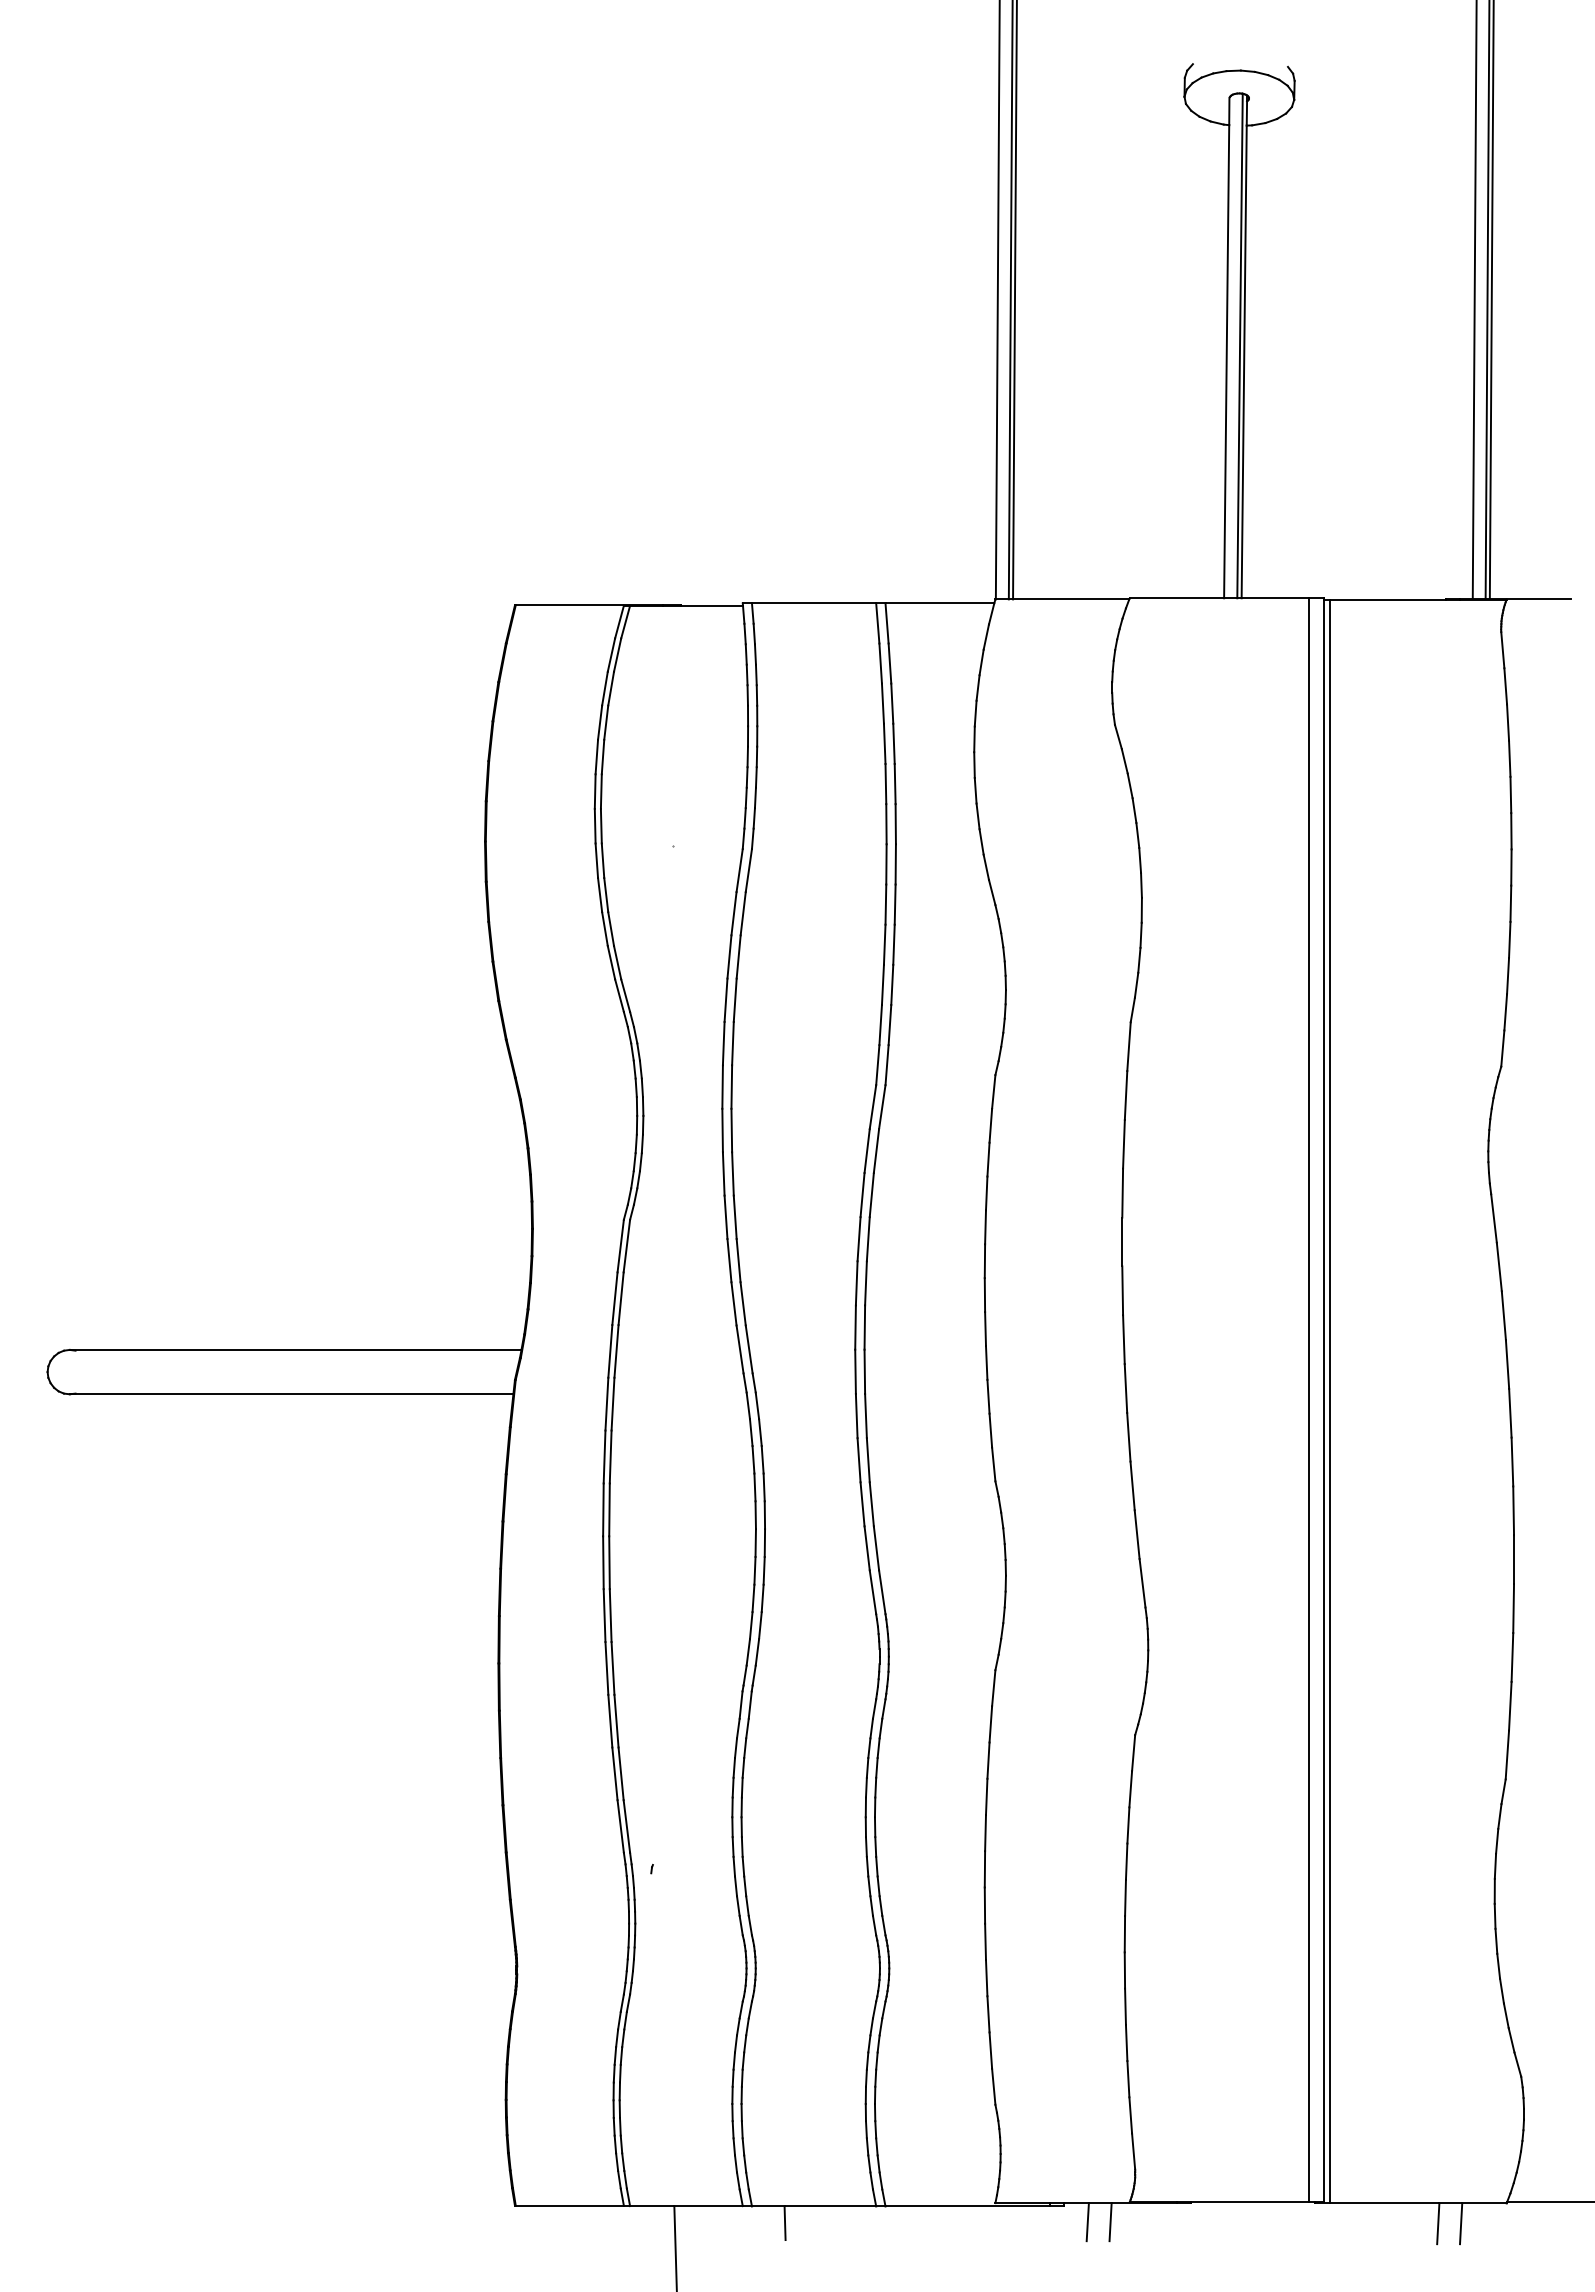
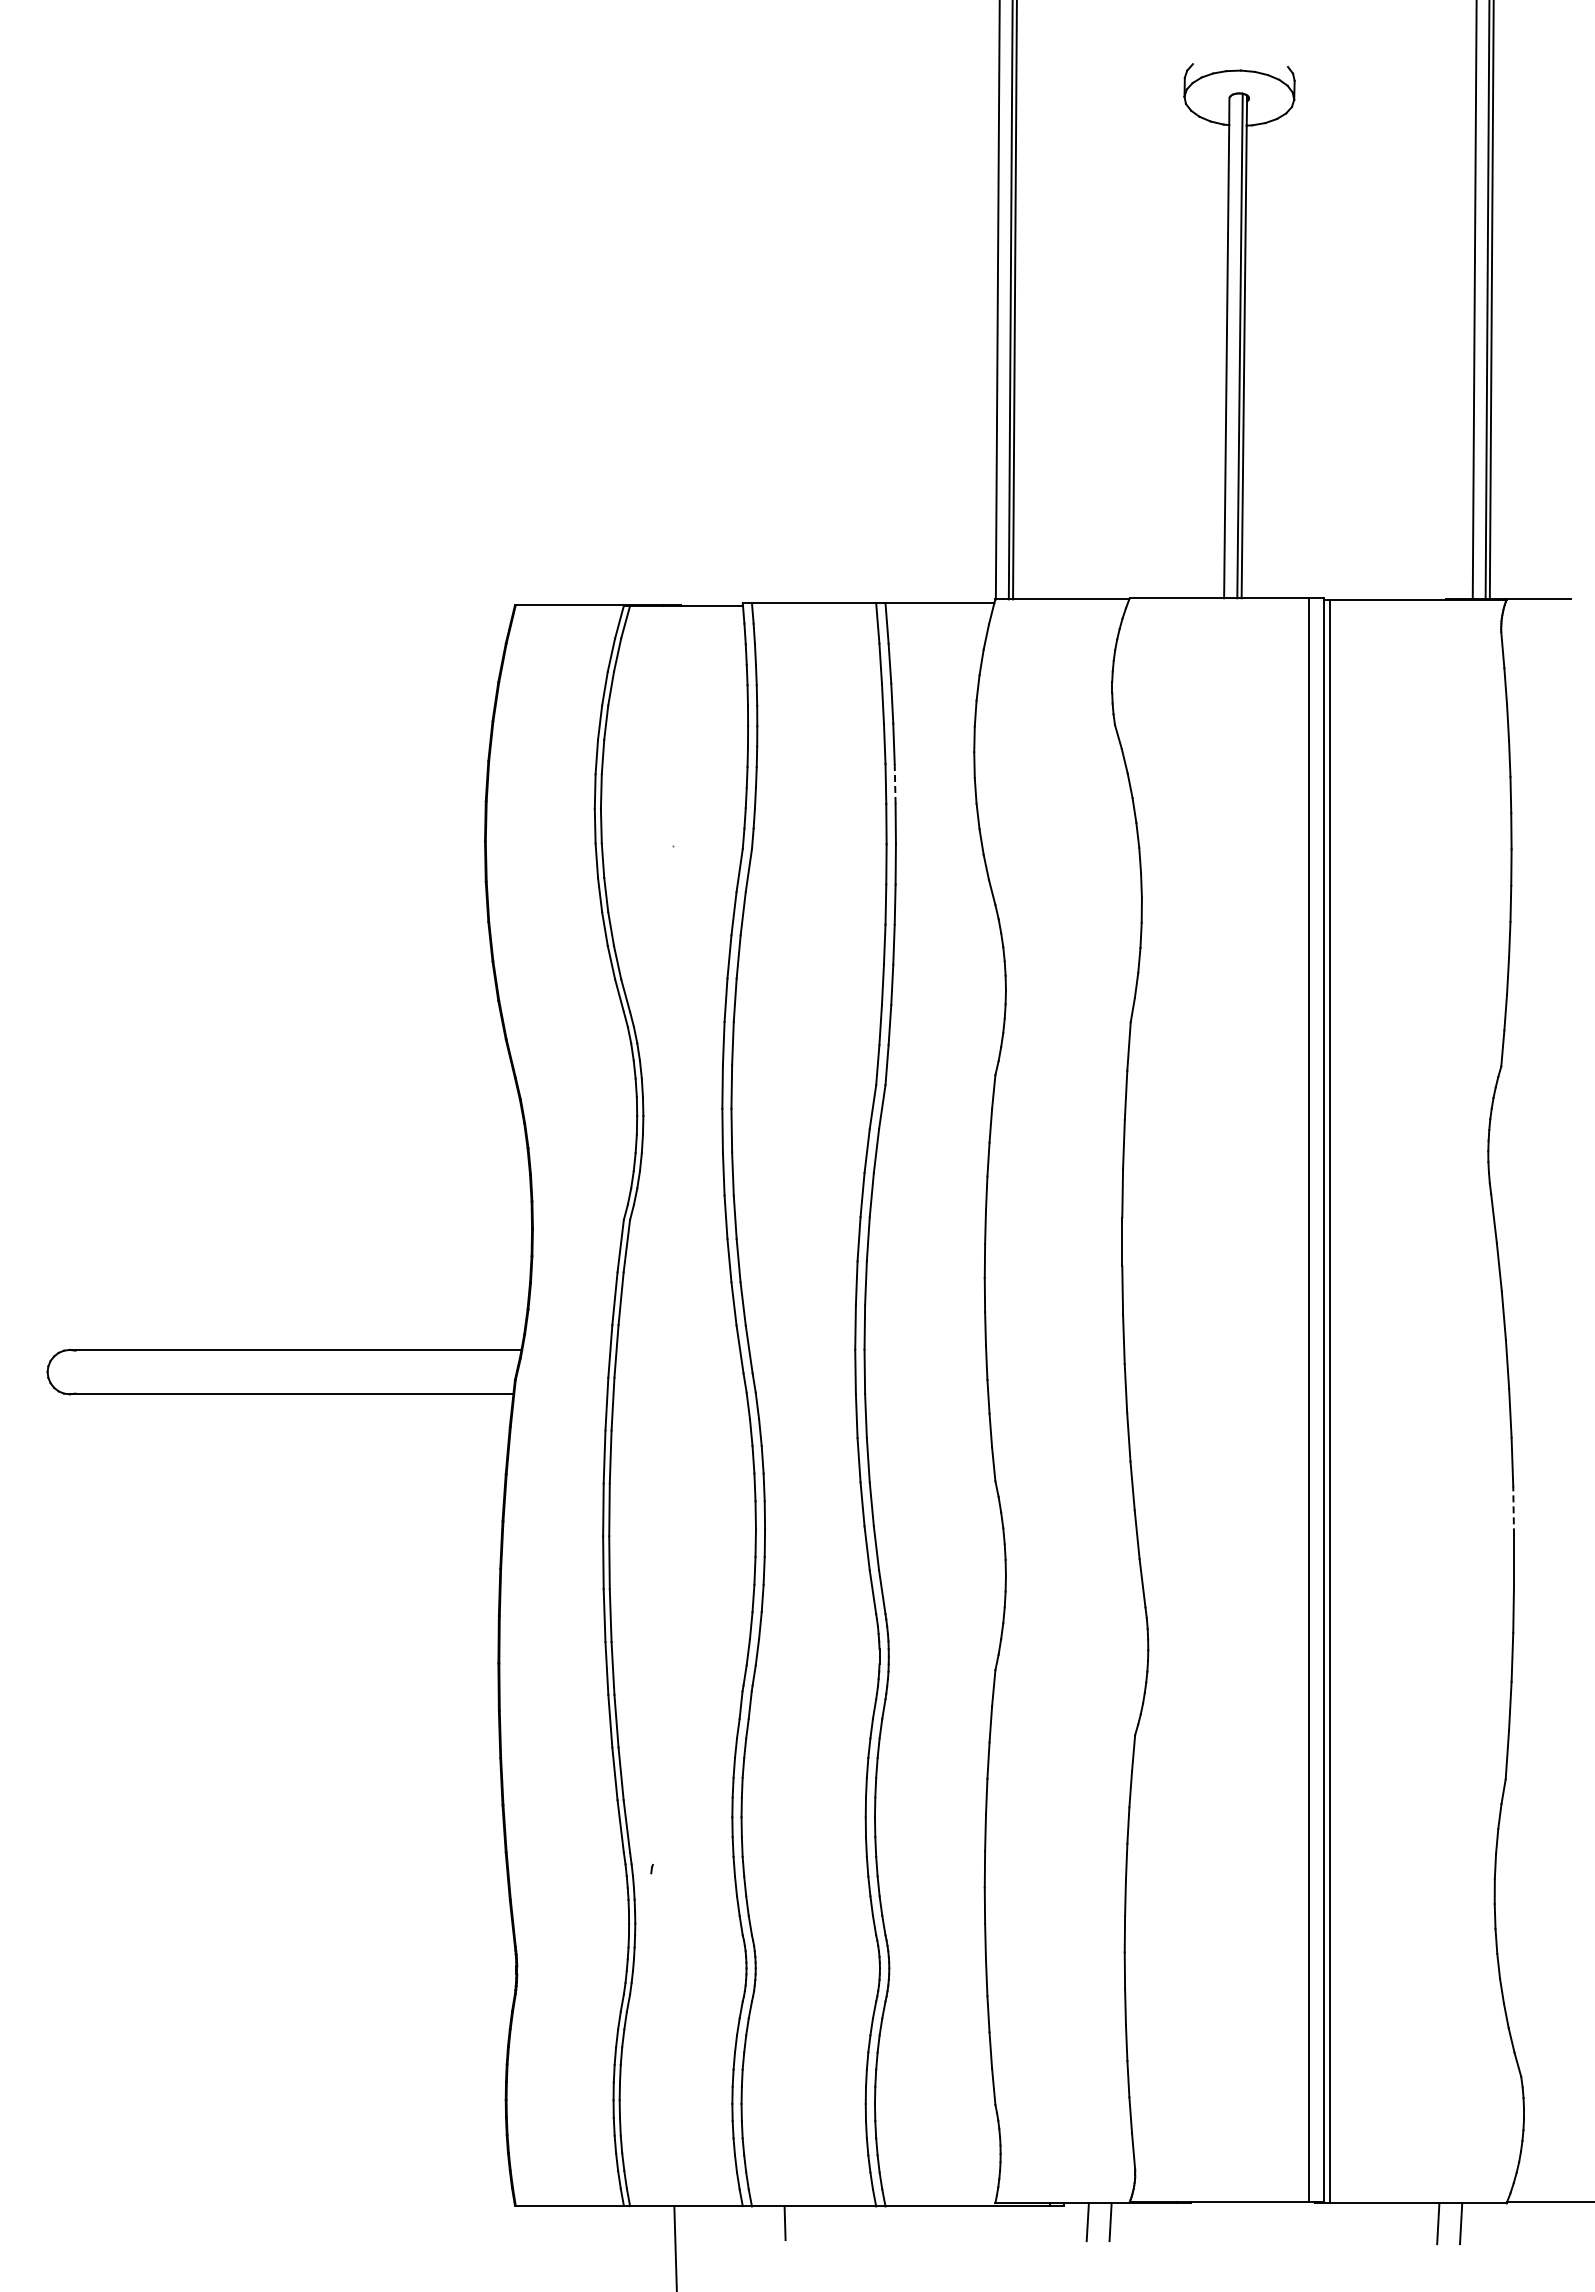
line: solid -> dashed (895, 784)
line: solid -> dashed (1513, 1510)
